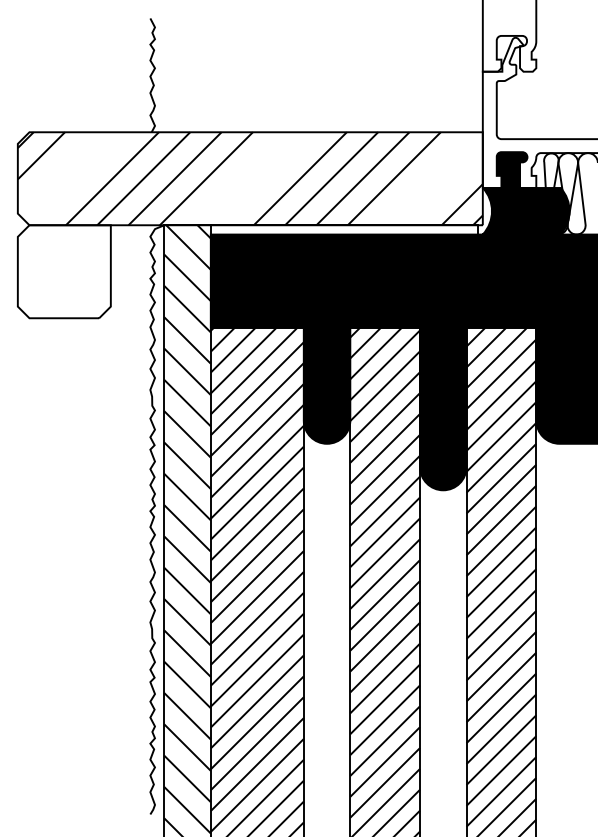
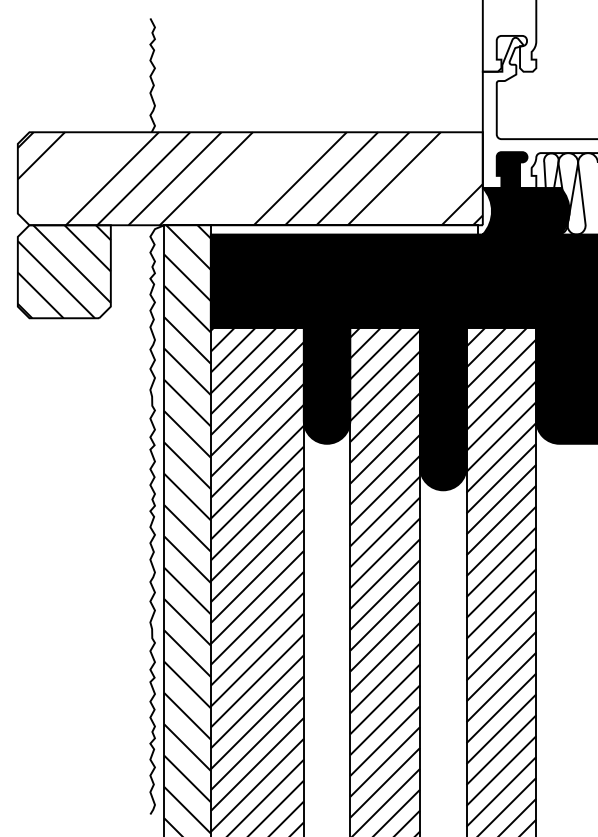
hatch: none -> present (63, 271)
